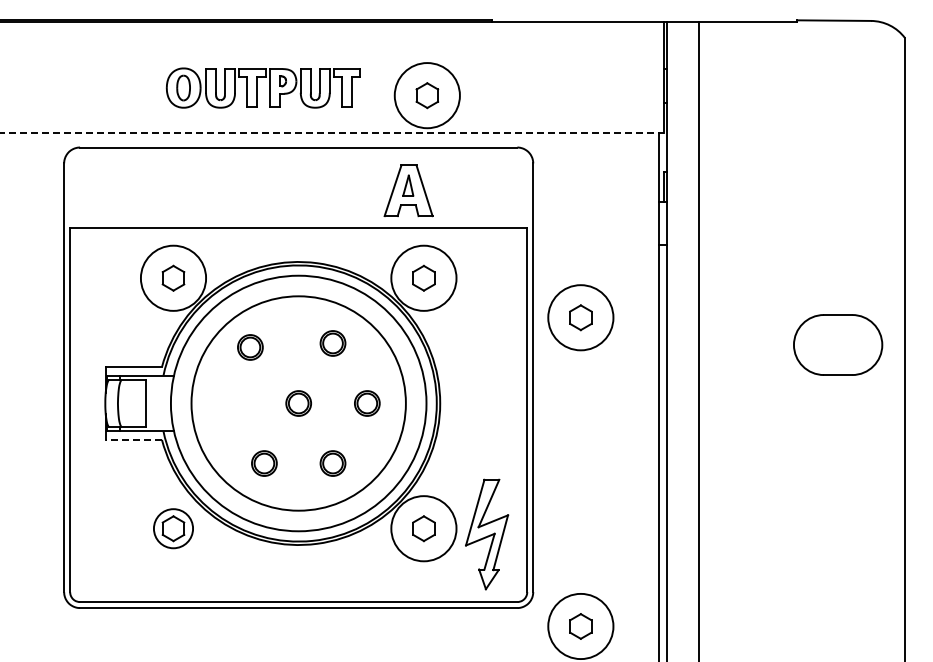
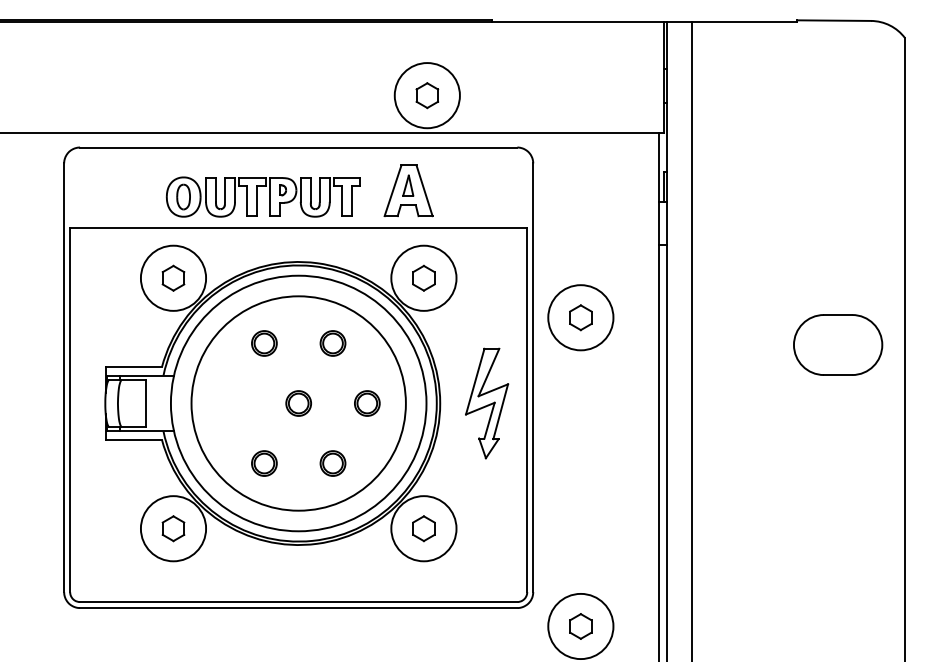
part position: (262, 87) -> (262, 196) (262, 196)
line: dashed -> solid (332, 133)
line position: (699, 339) -> (692, 339) (692, 339)
part position: (250, 347) -> (264, 343) (264, 343)
line: dashed -> solid (133, 439)
circle diameter: 39 px -> 65 px (173, 528)
part position: (487, 534) -> (487, 403) (487, 403)
